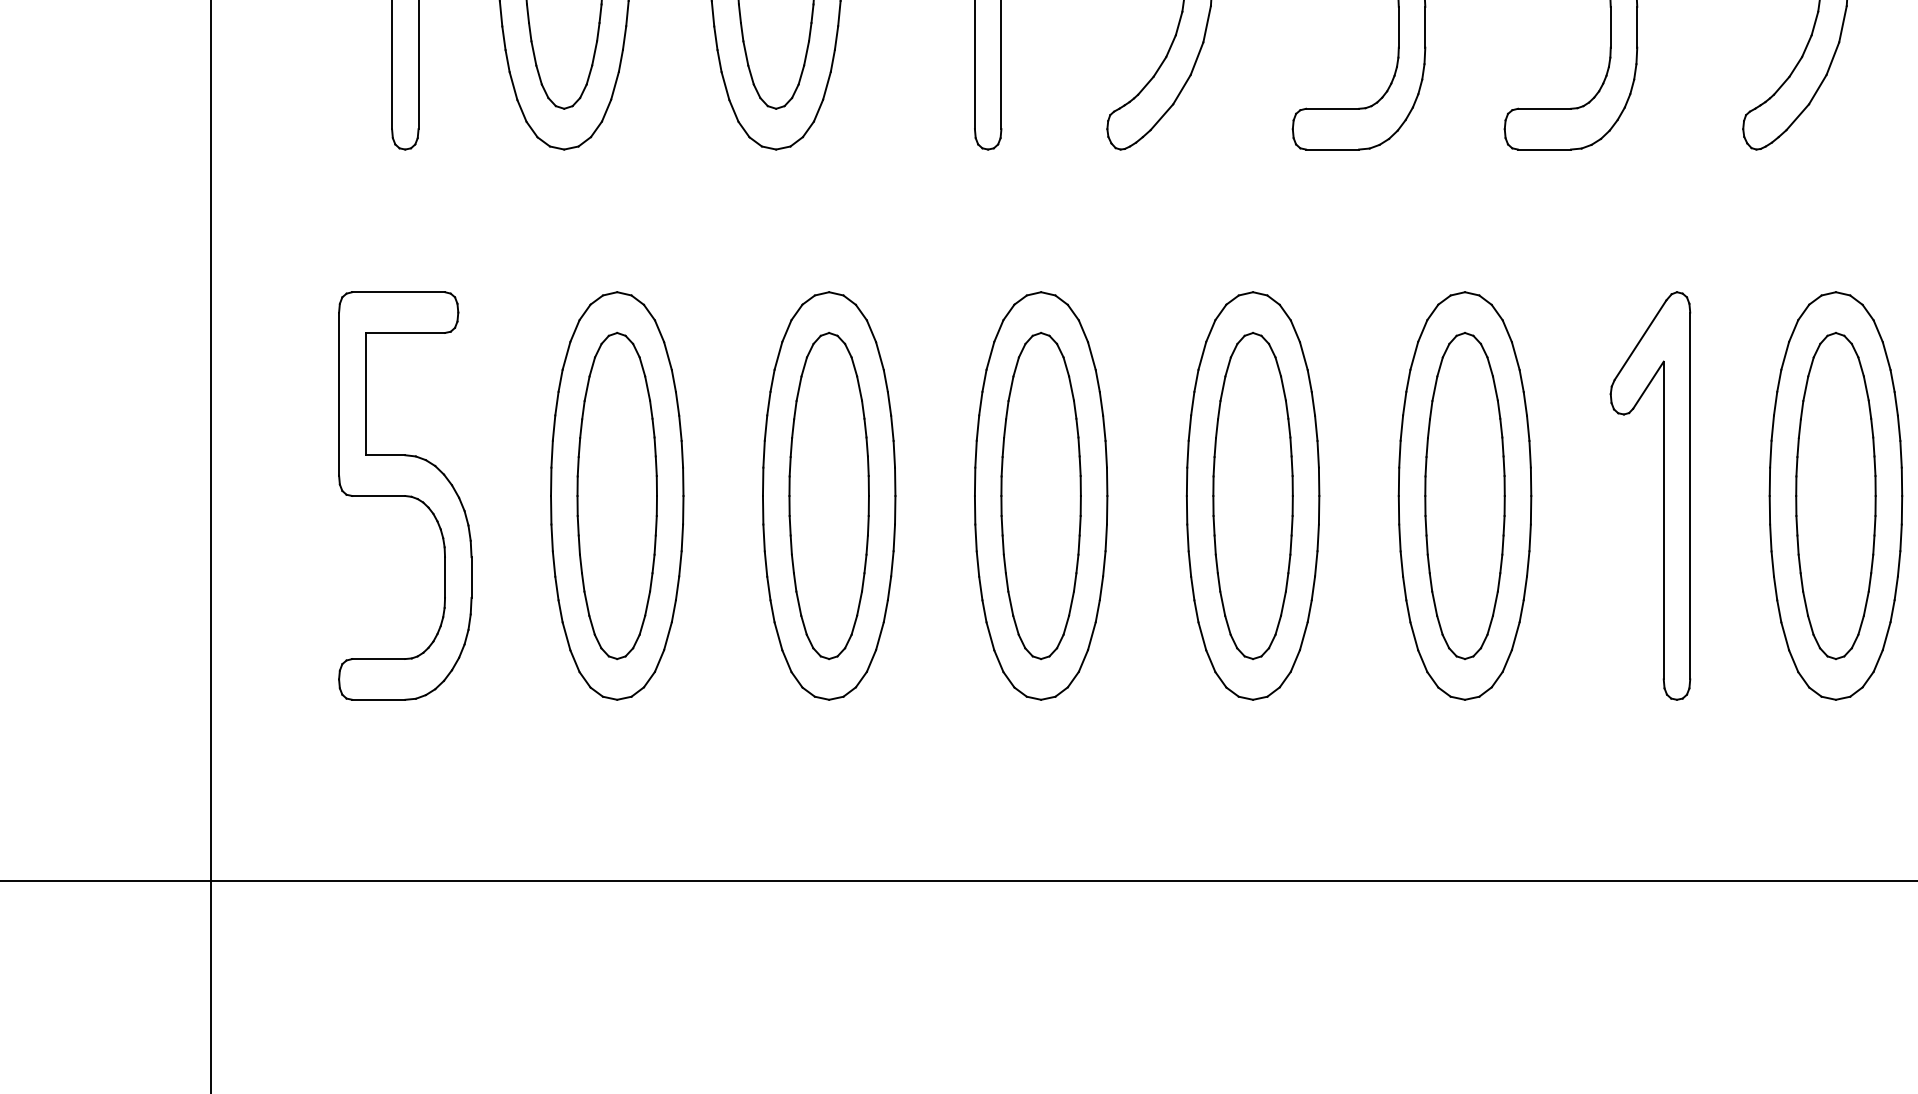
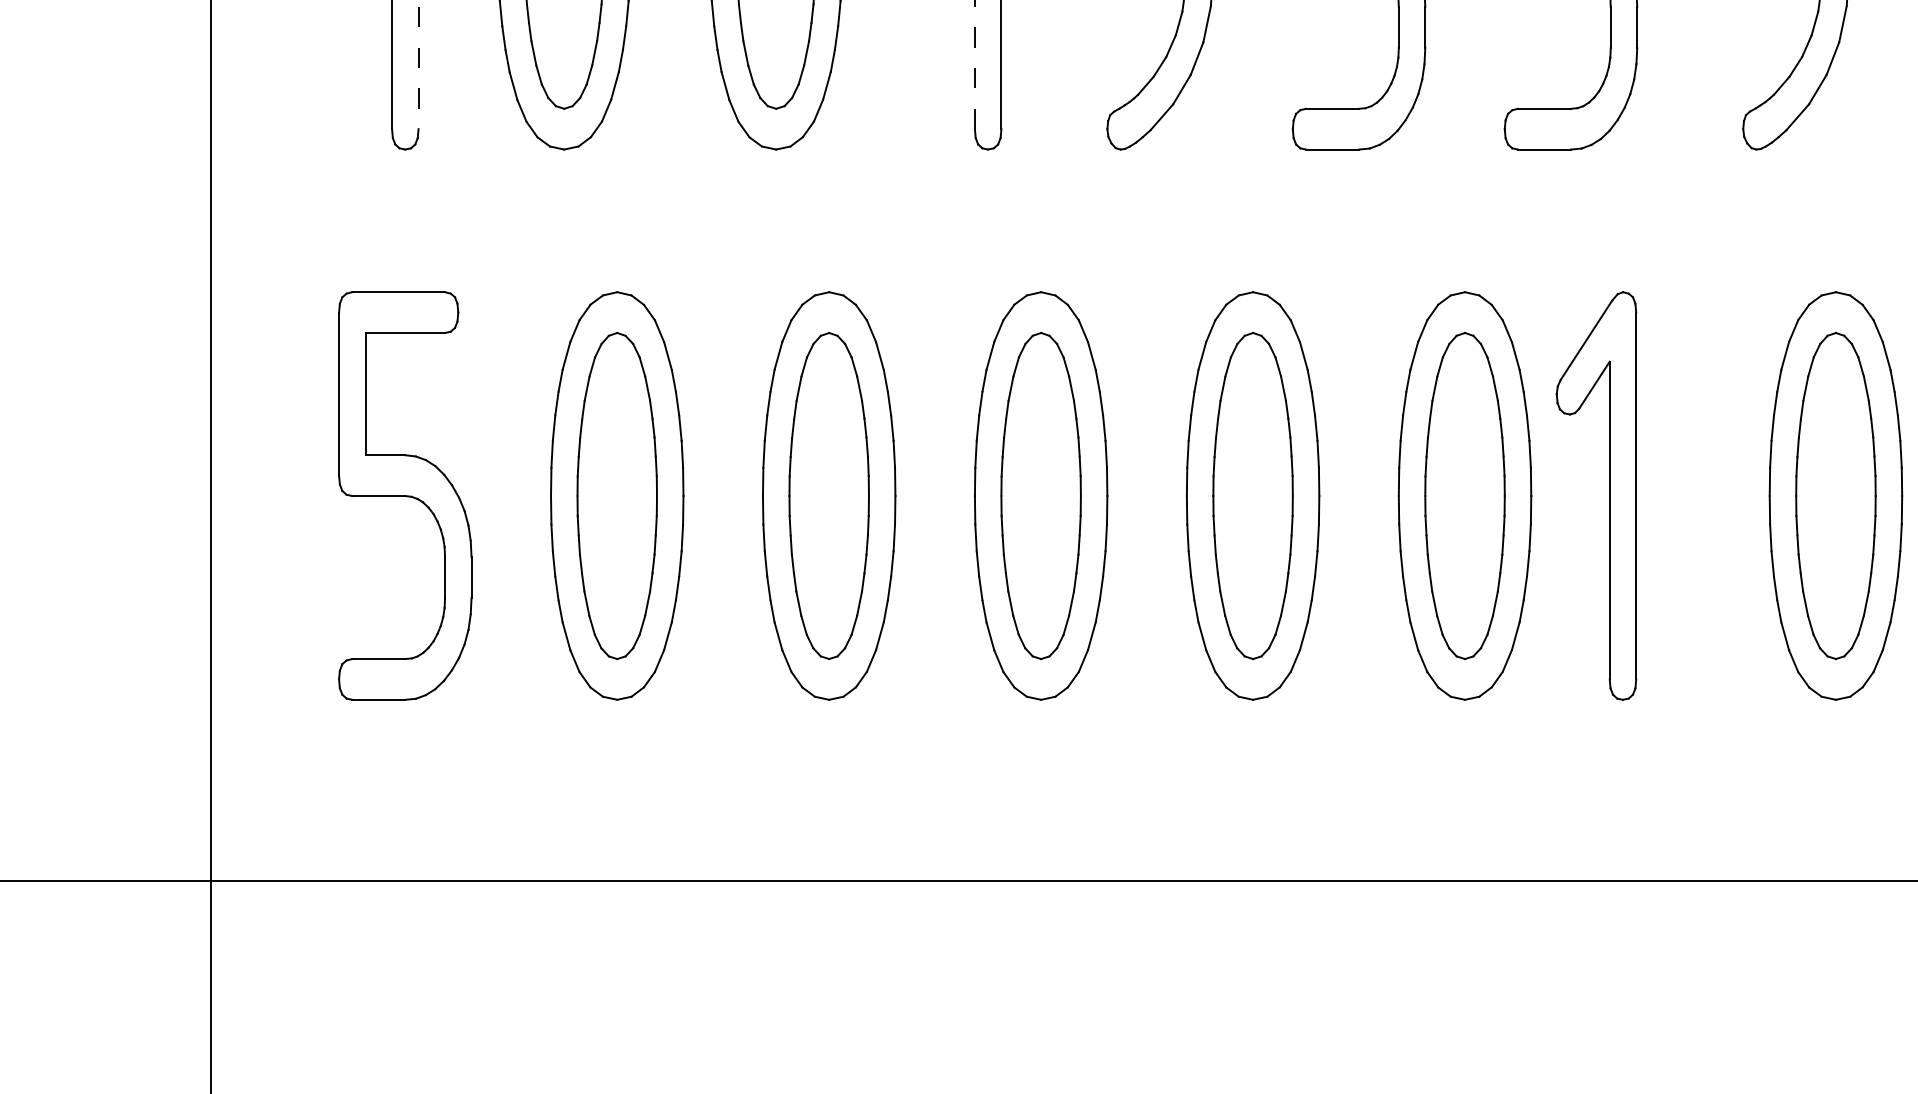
line: solid -> dashed (974, 64)
line: solid -> dashed (418, 65)
part position: (1663, 495) -> (1609, 495) (1609, 495)
